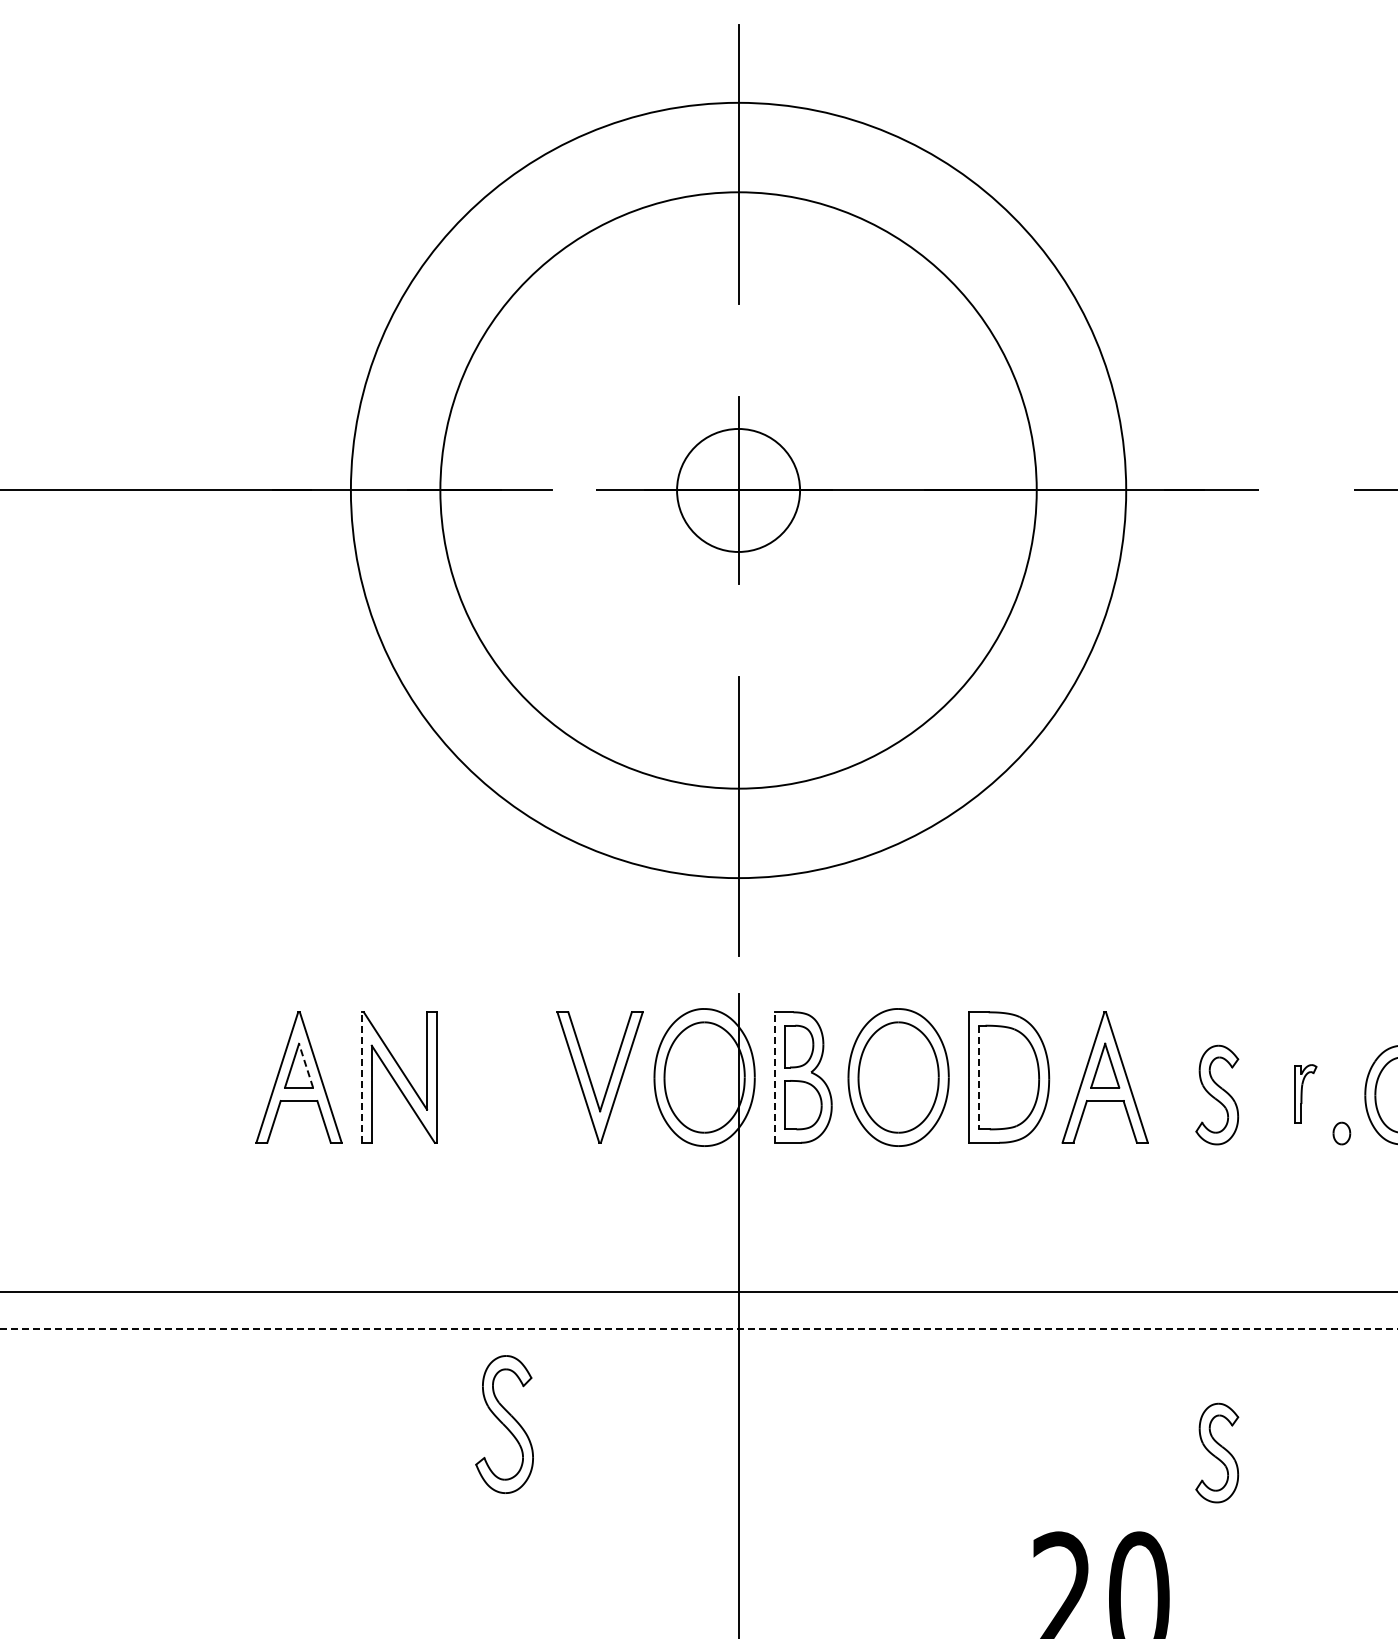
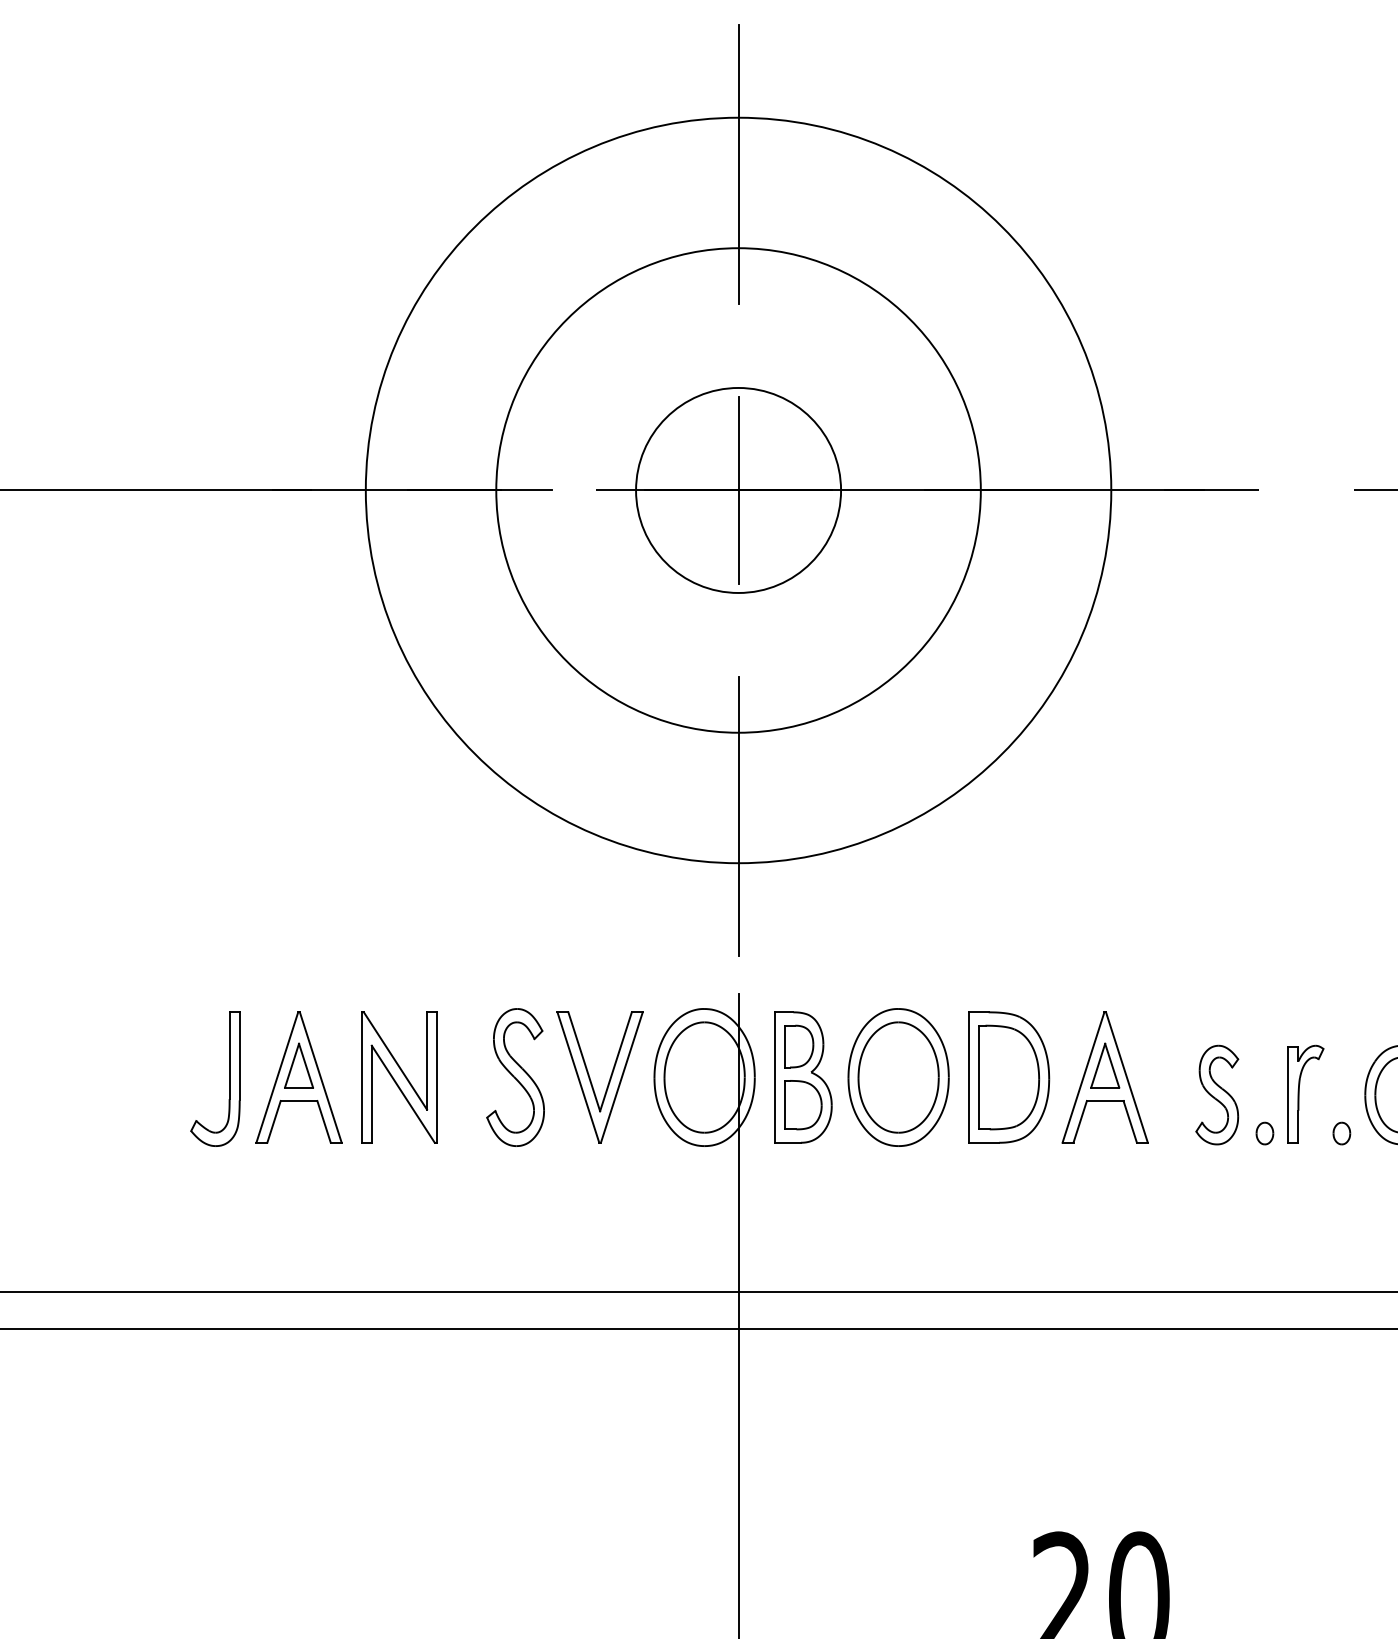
circle diameter: 123 px -> 205 px (738, 489)
circle diameter: 596 px -> 745 px (738, 490)
circle diameter: 775 px -> 485 px (738, 490)
line: dashed -> solid (306, 1065)
line: dashed -> solid (361, 1077)
line: dashed -> solid (774, 1077)
line: dashed -> solid (978, 1077)
part: none -> present (229, 1078)
part size: 24x60 px -> 38x100 px (1305, 1093)
part: none -> present (1264, 1133)
line: dashed -> solid (699, 1329)
part position: (504, 1424) -> (515, 1077) (515, 1077)
part: present -> none (1217, 1452)
